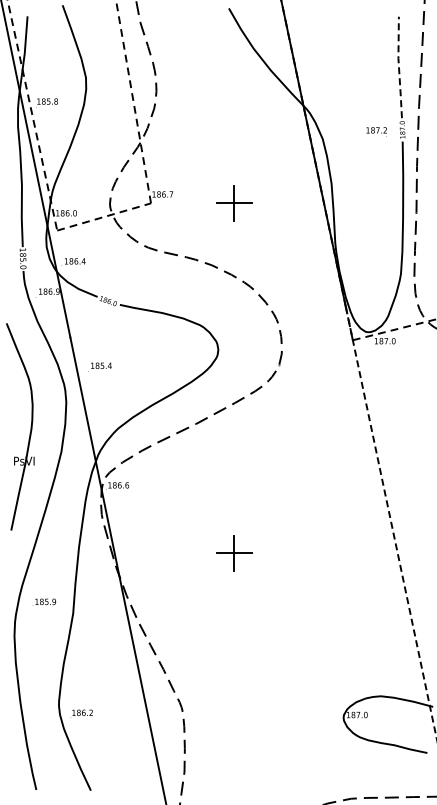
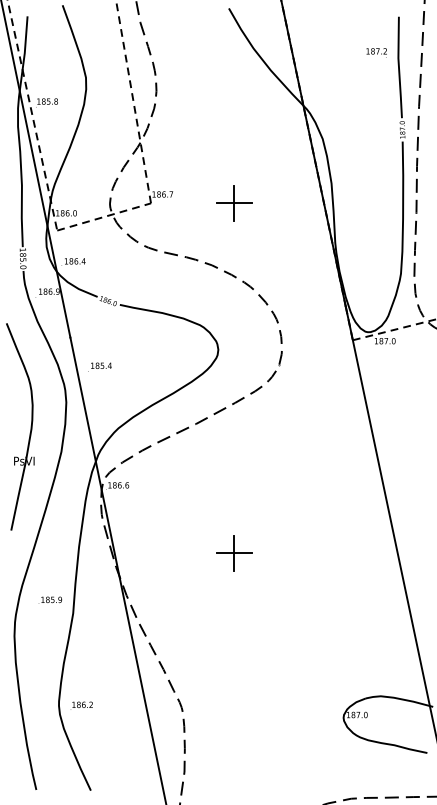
line: dashed -> solid (398, 67)
text position: (376, 131) -> (376, 52) (376, 52)
line: dashed -> solid (391, 522)
text position: (44, 601) -> (50, 599) (50, 599)
text position: (81, 713) -> (81, 705) (81, 705)
